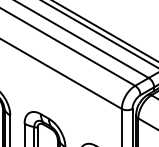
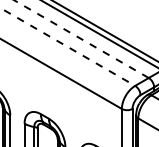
line: solid -> dashed (81, 38)
line: solid -> dashed (67, 46)
